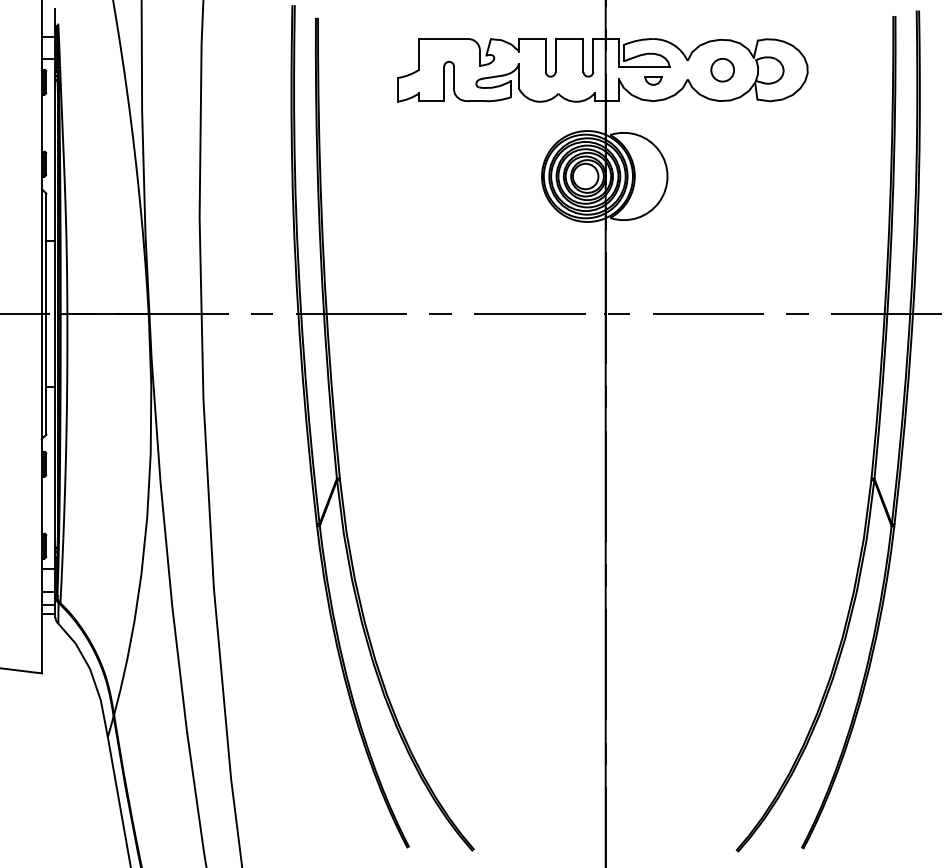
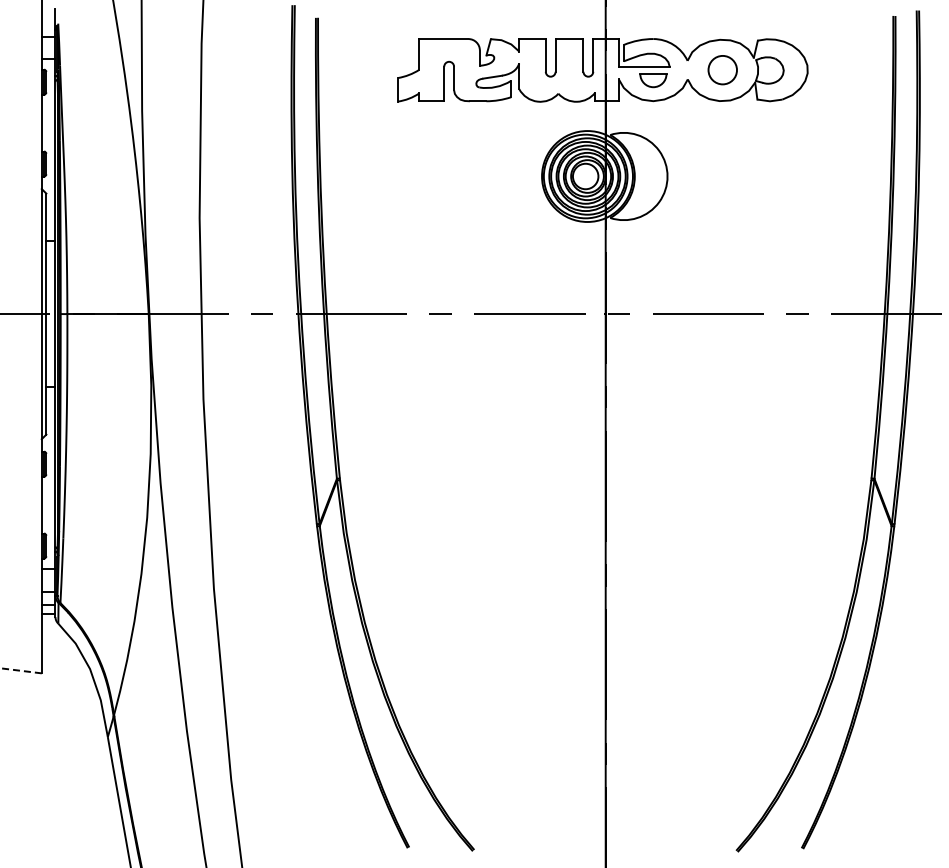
circle size: 25x25 px -> 31x31 px (722, 70)
part size: 19x10 px -> 29x16 px (653, 80)
line: solid -> dashed (21, 670)
